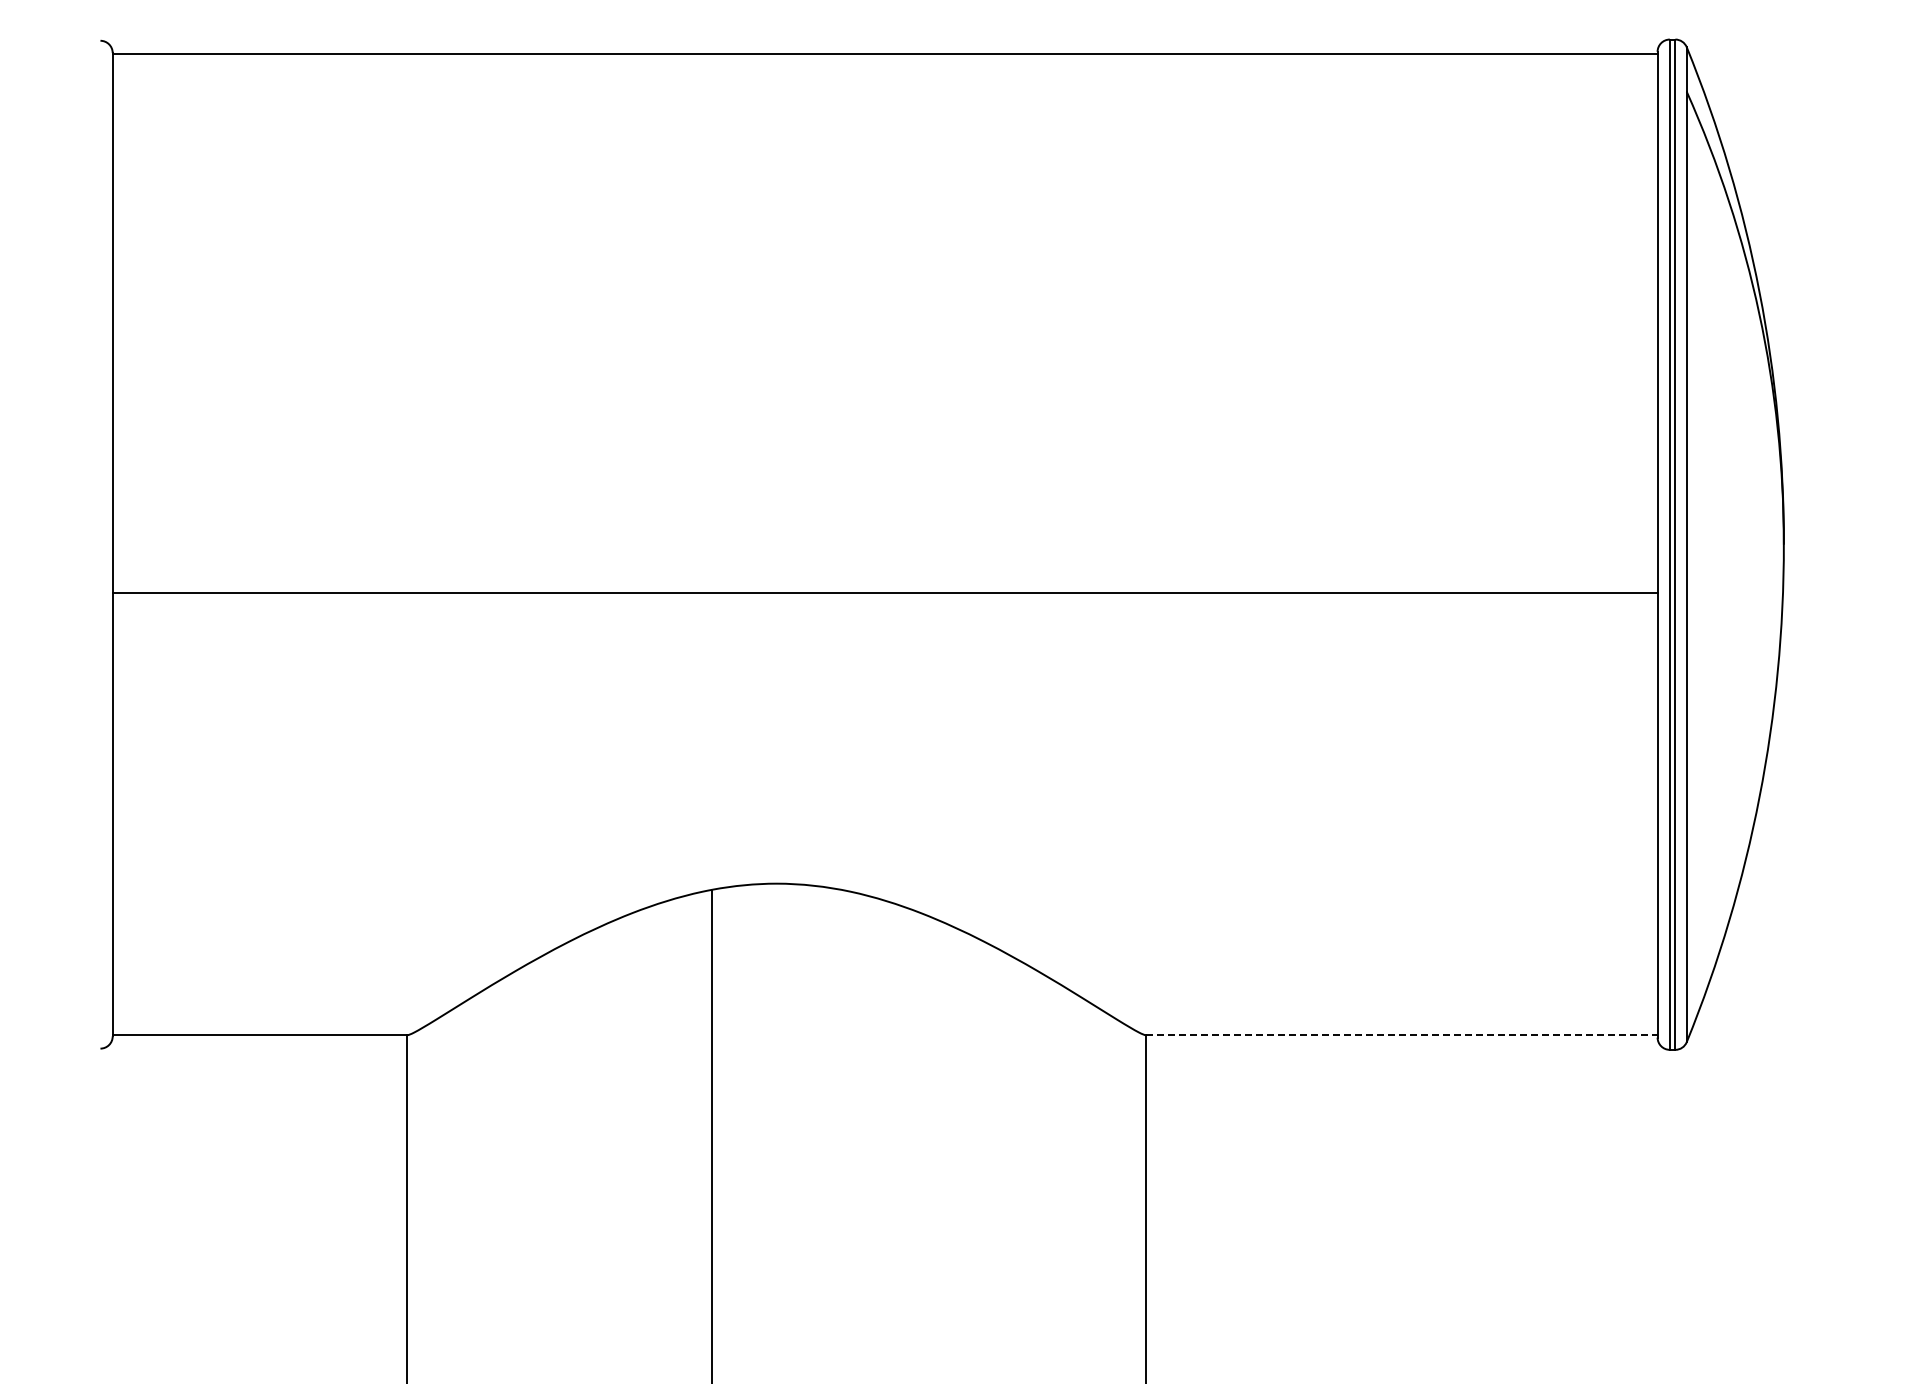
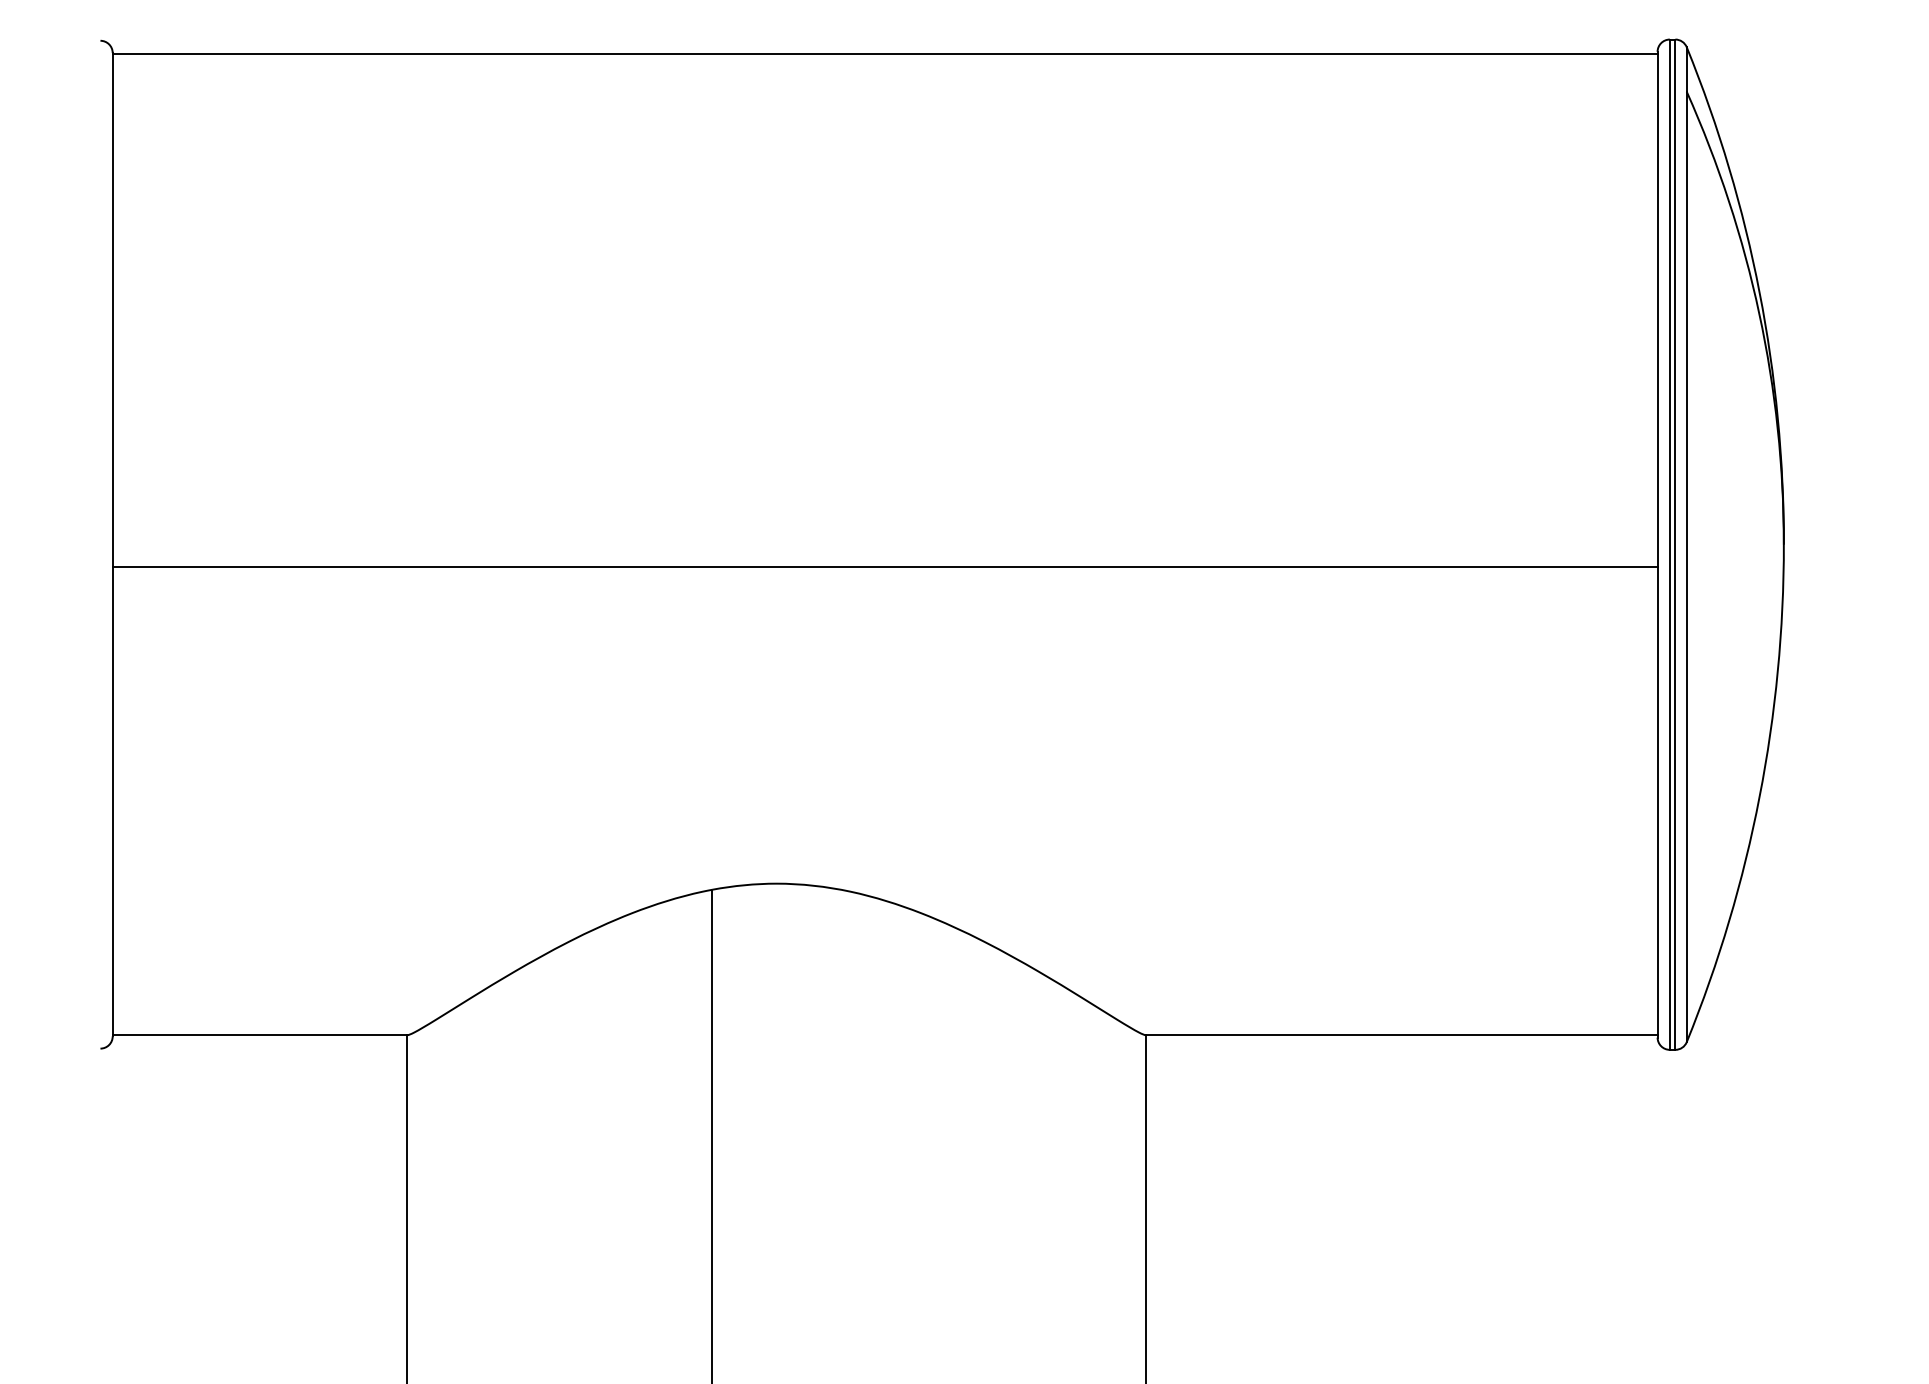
line position: (884, 593) -> (884, 567) (884, 567)
line: dashed -> solid (1401, 1035)
